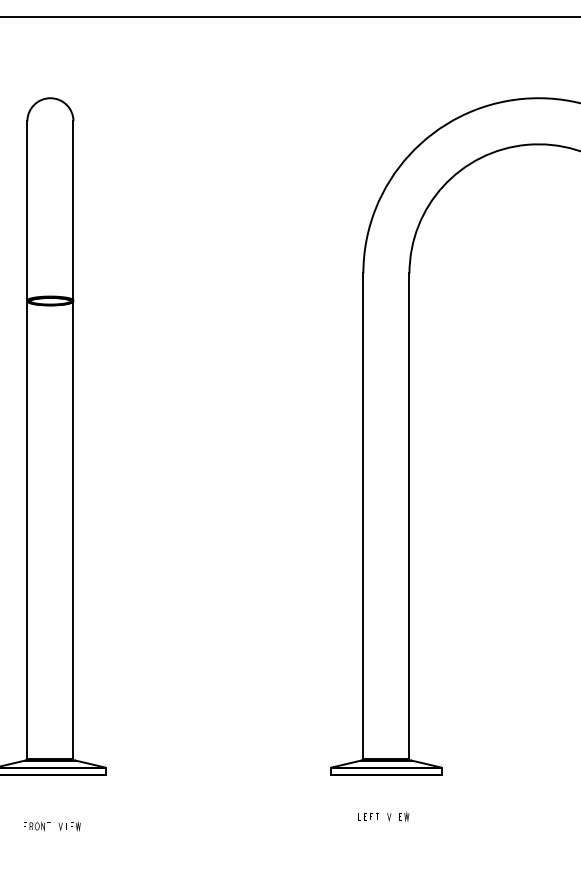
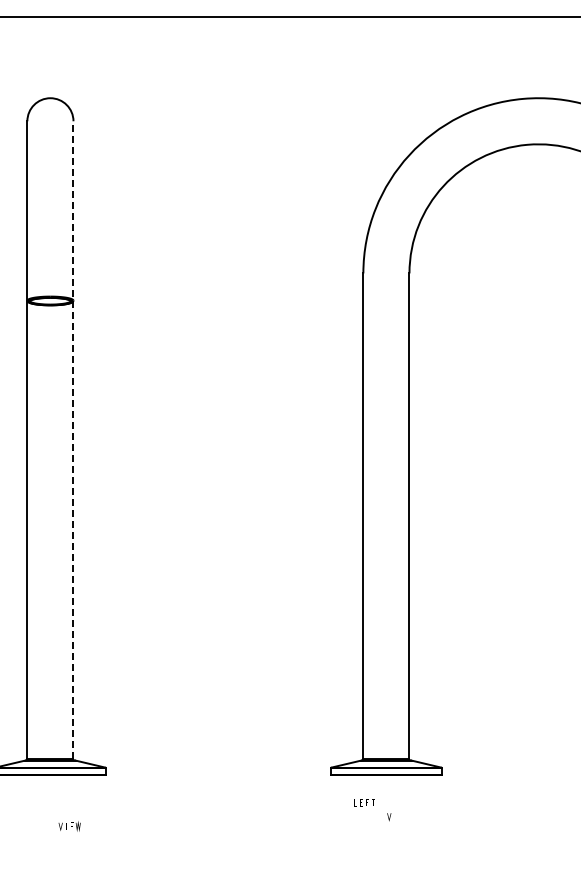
line: solid -> dashed (73, 439)
part position: (368, 816) -> (364, 802) (364, 802)
part: present -> none (404, 816)
part: present -> none (37, 826)
